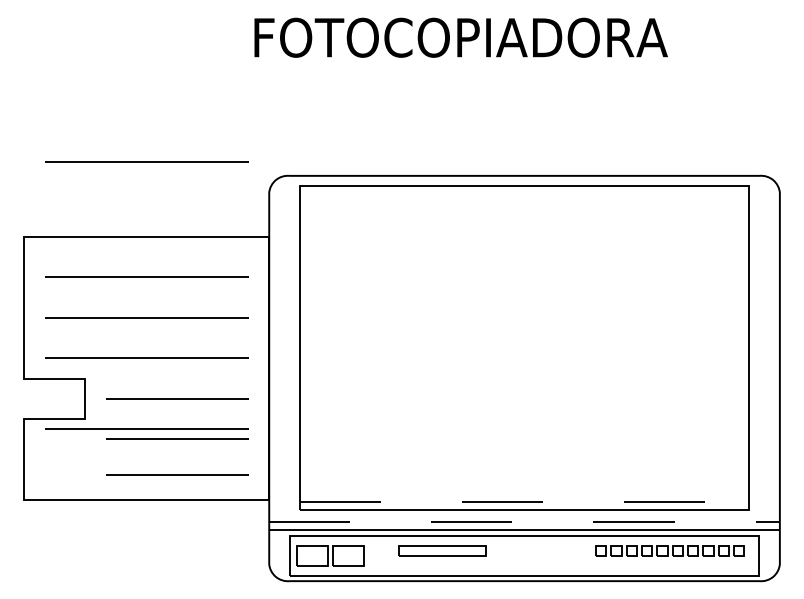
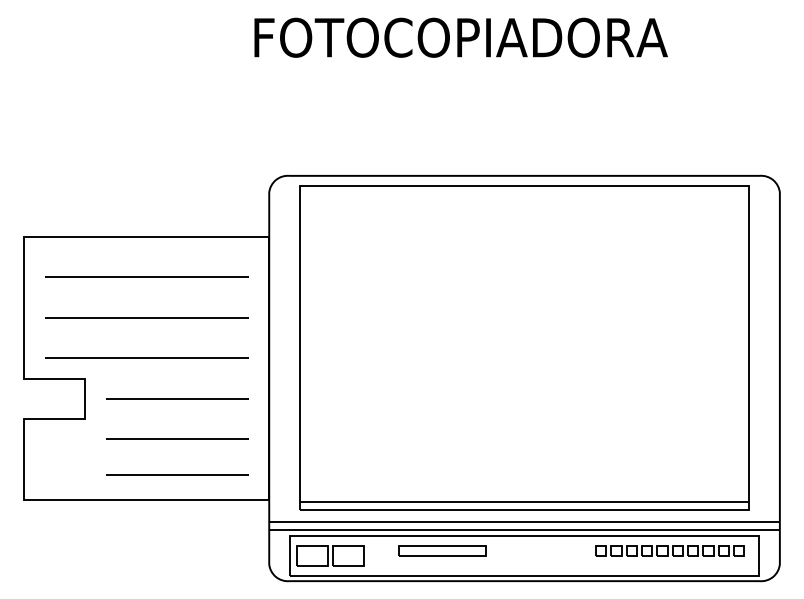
line: present -> none (146, 161)
line: present -> none (146, 428)
line: dashed -> solid (524, 501)
line: dashed -> solid (525, 522)
